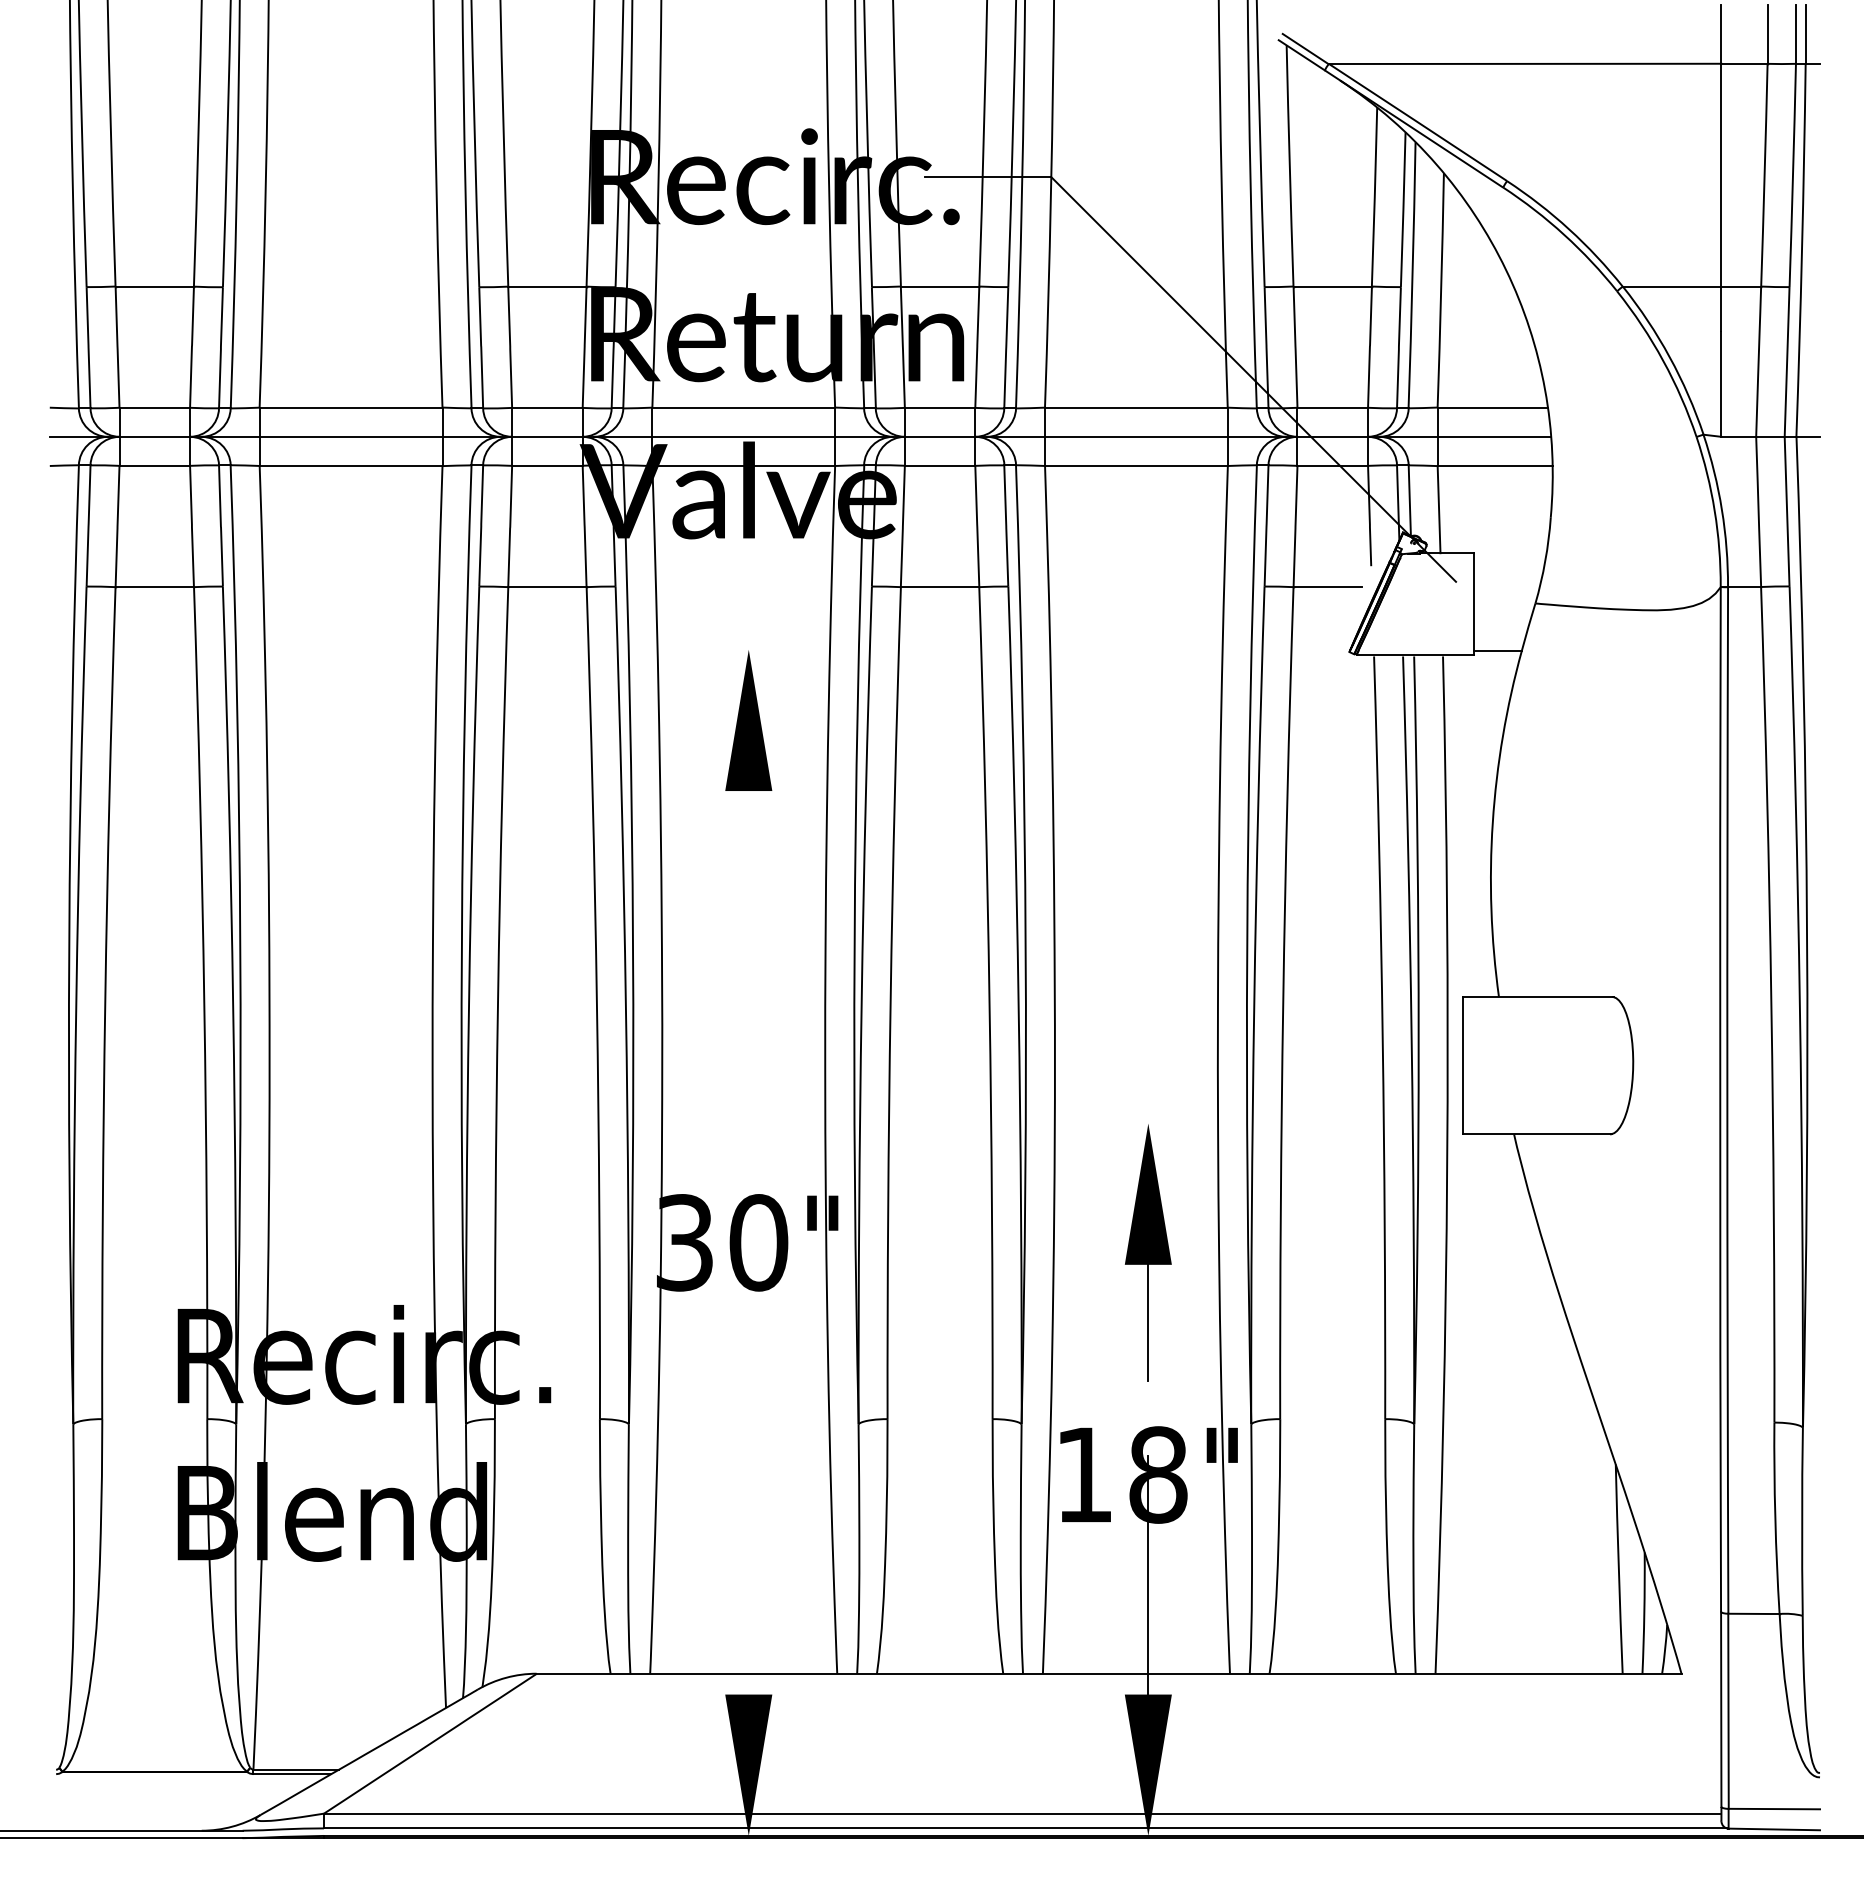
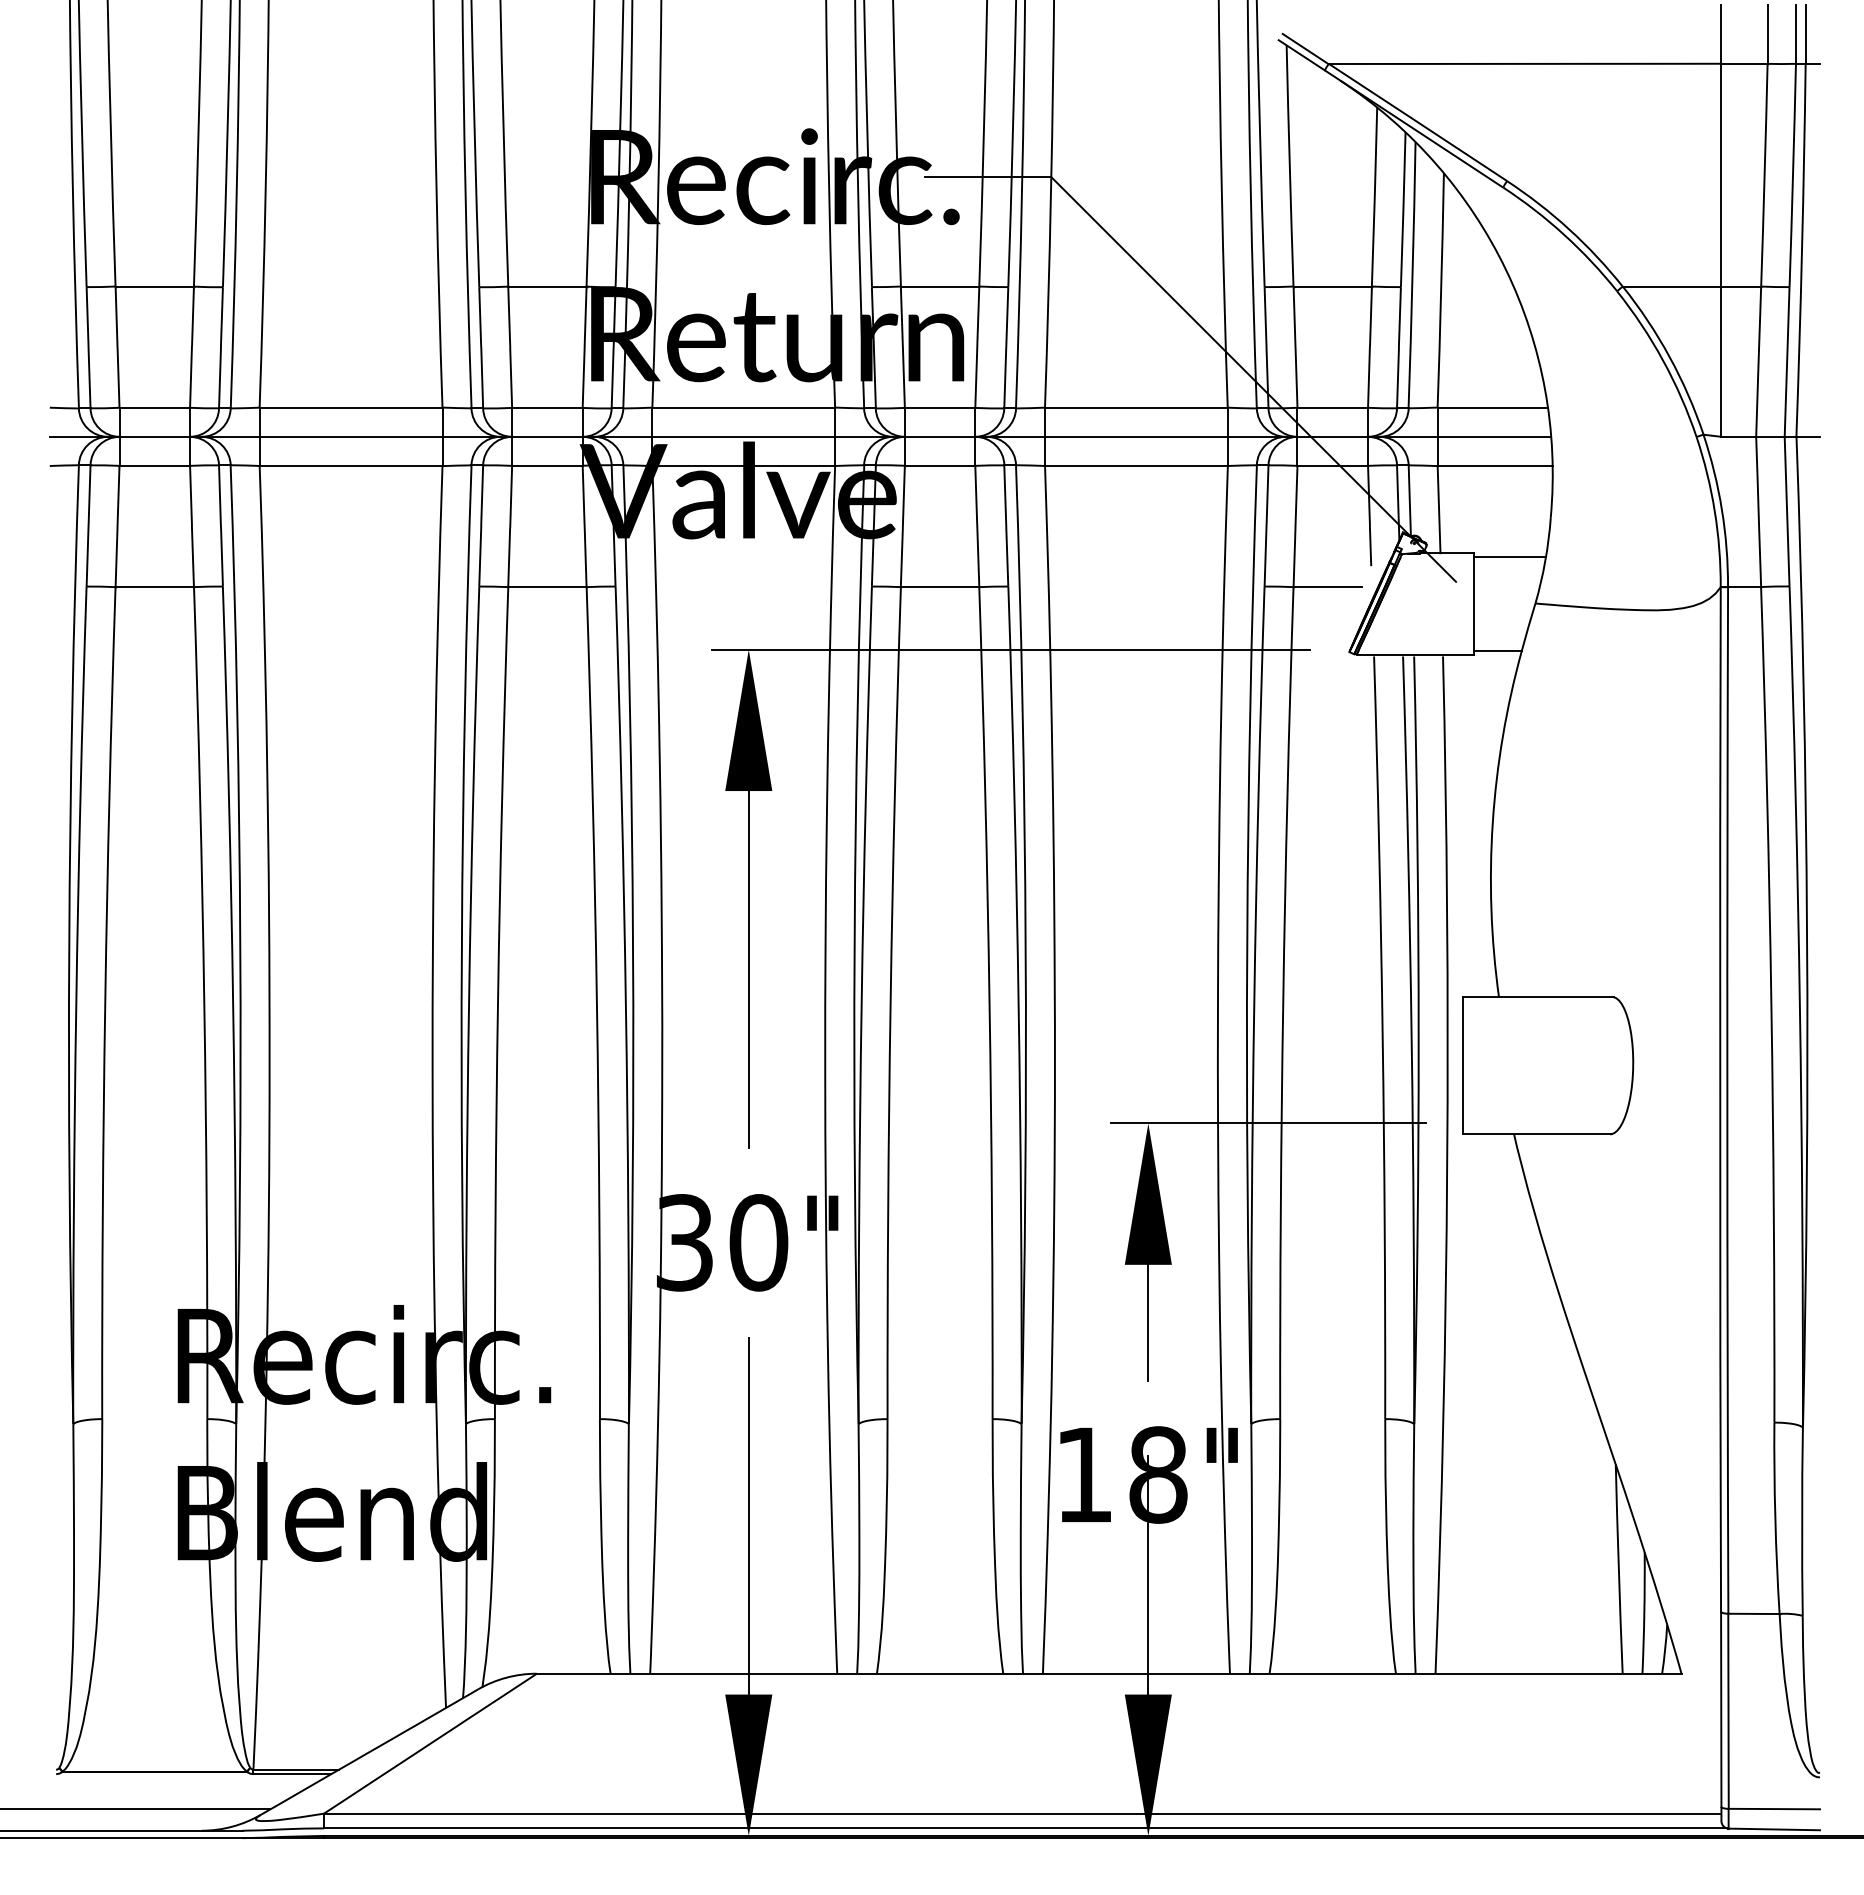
line: none -> present (1510, 557)
line: none -> present (1010, 649)
line: none -> present (748, 969)
line: none -> present (1268, 1123)
line: none -> present (748, 1515)
line: none -> present (136, 1809)
